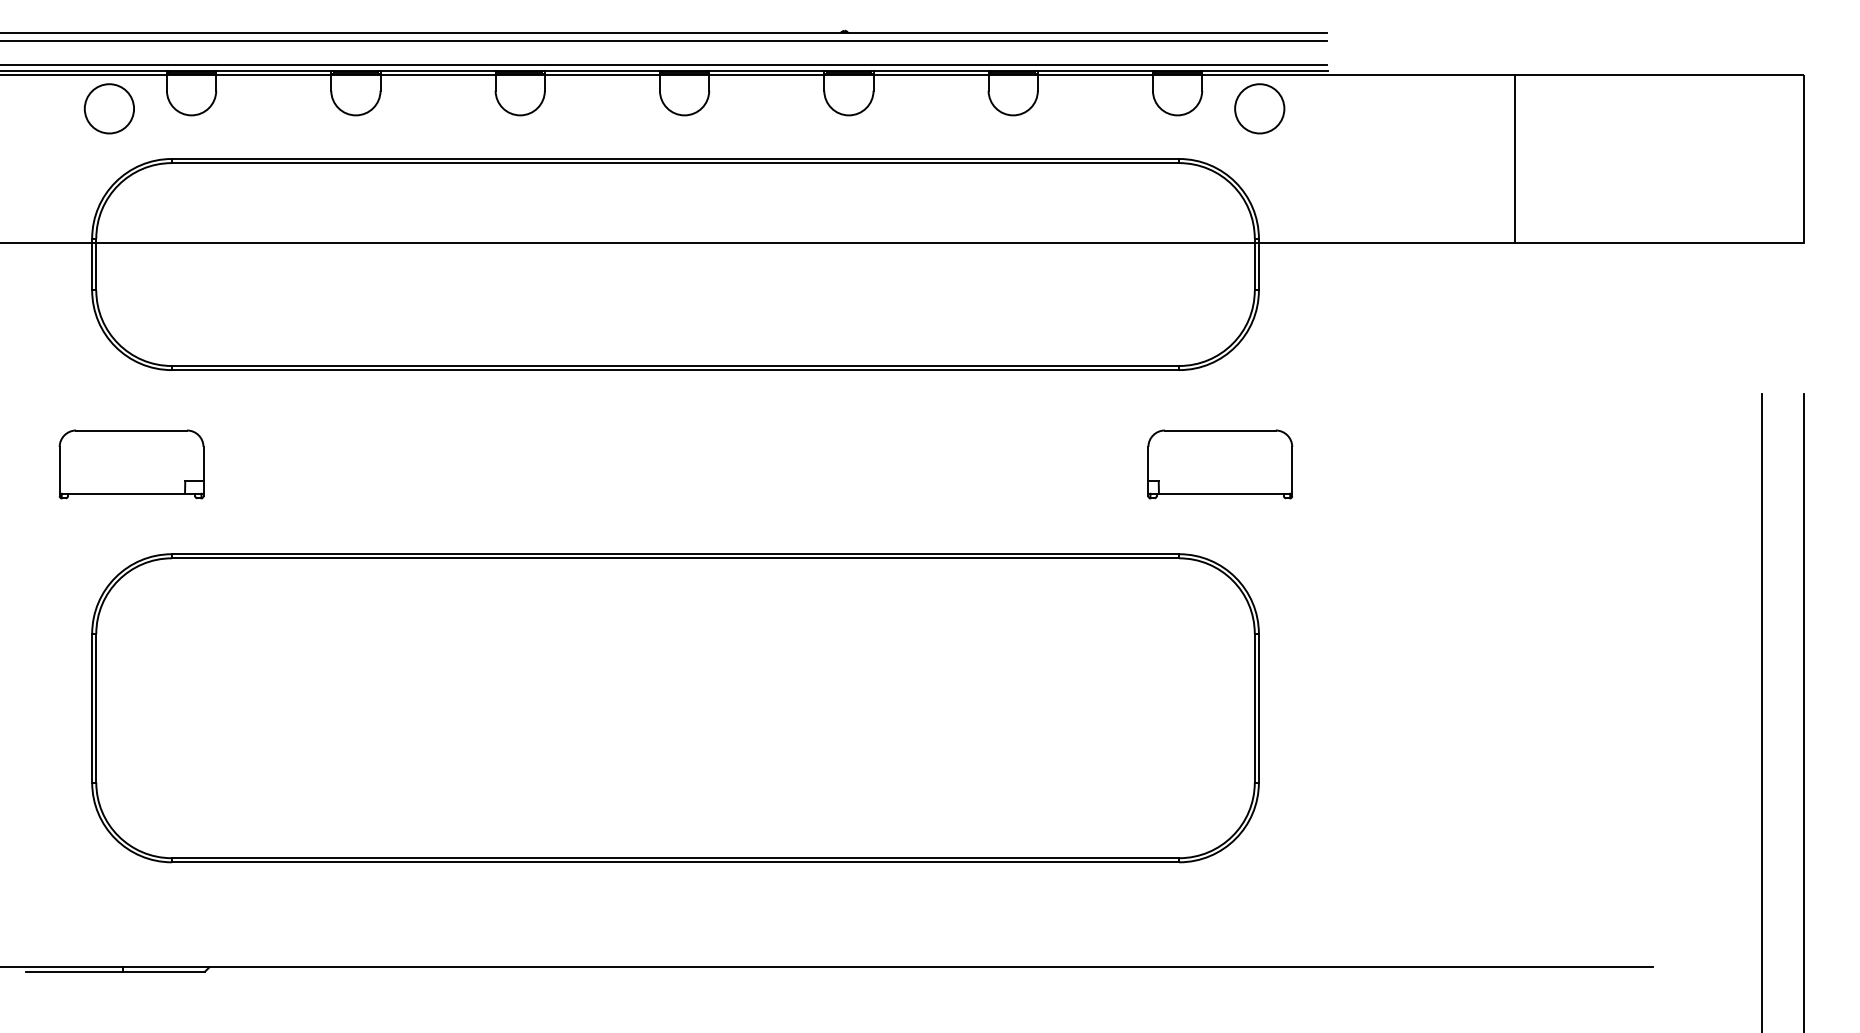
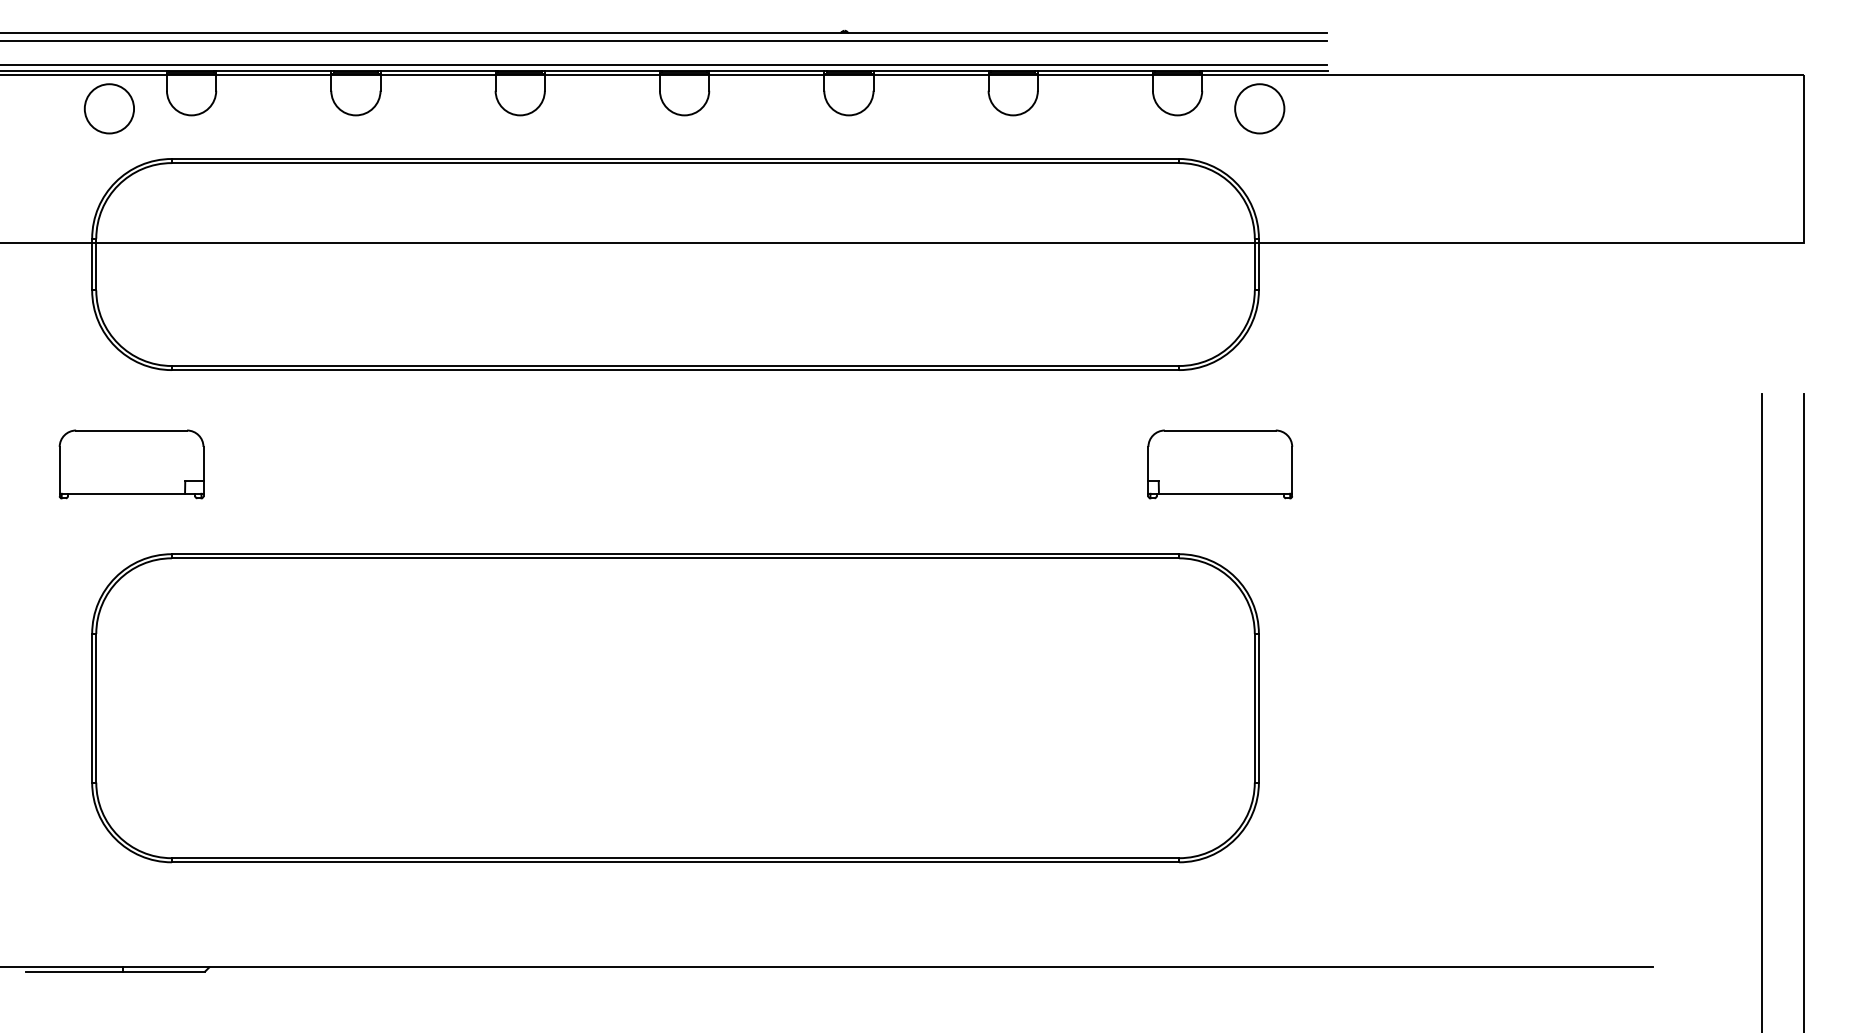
line: present -> none (1514, 159)
